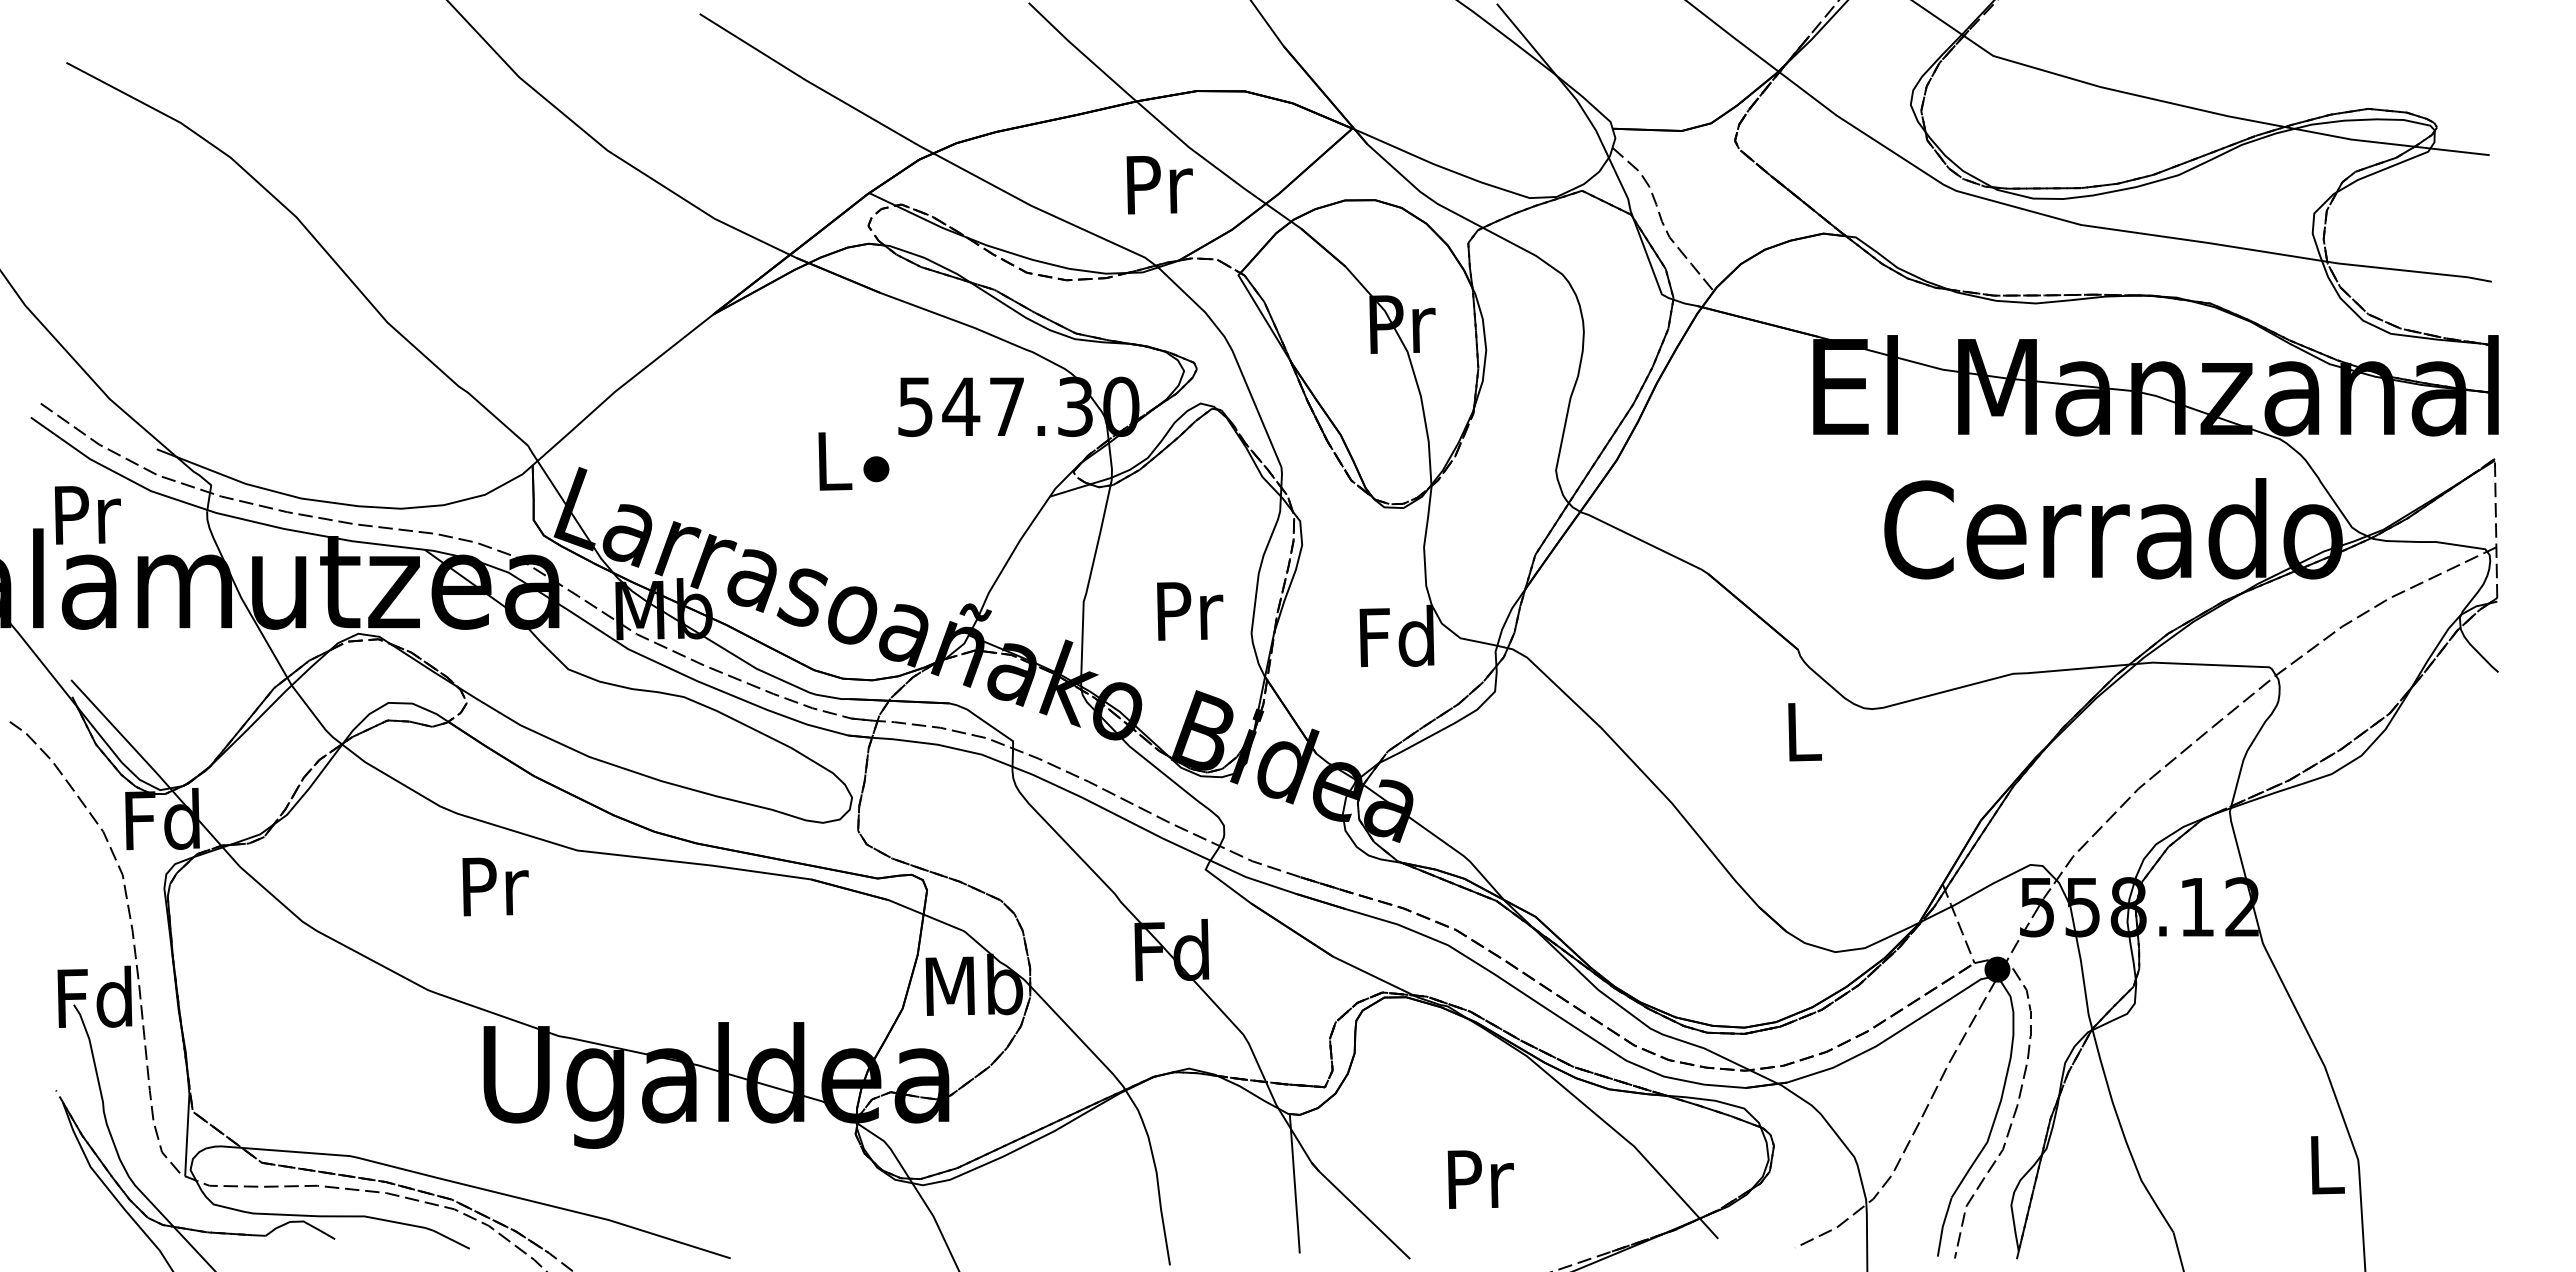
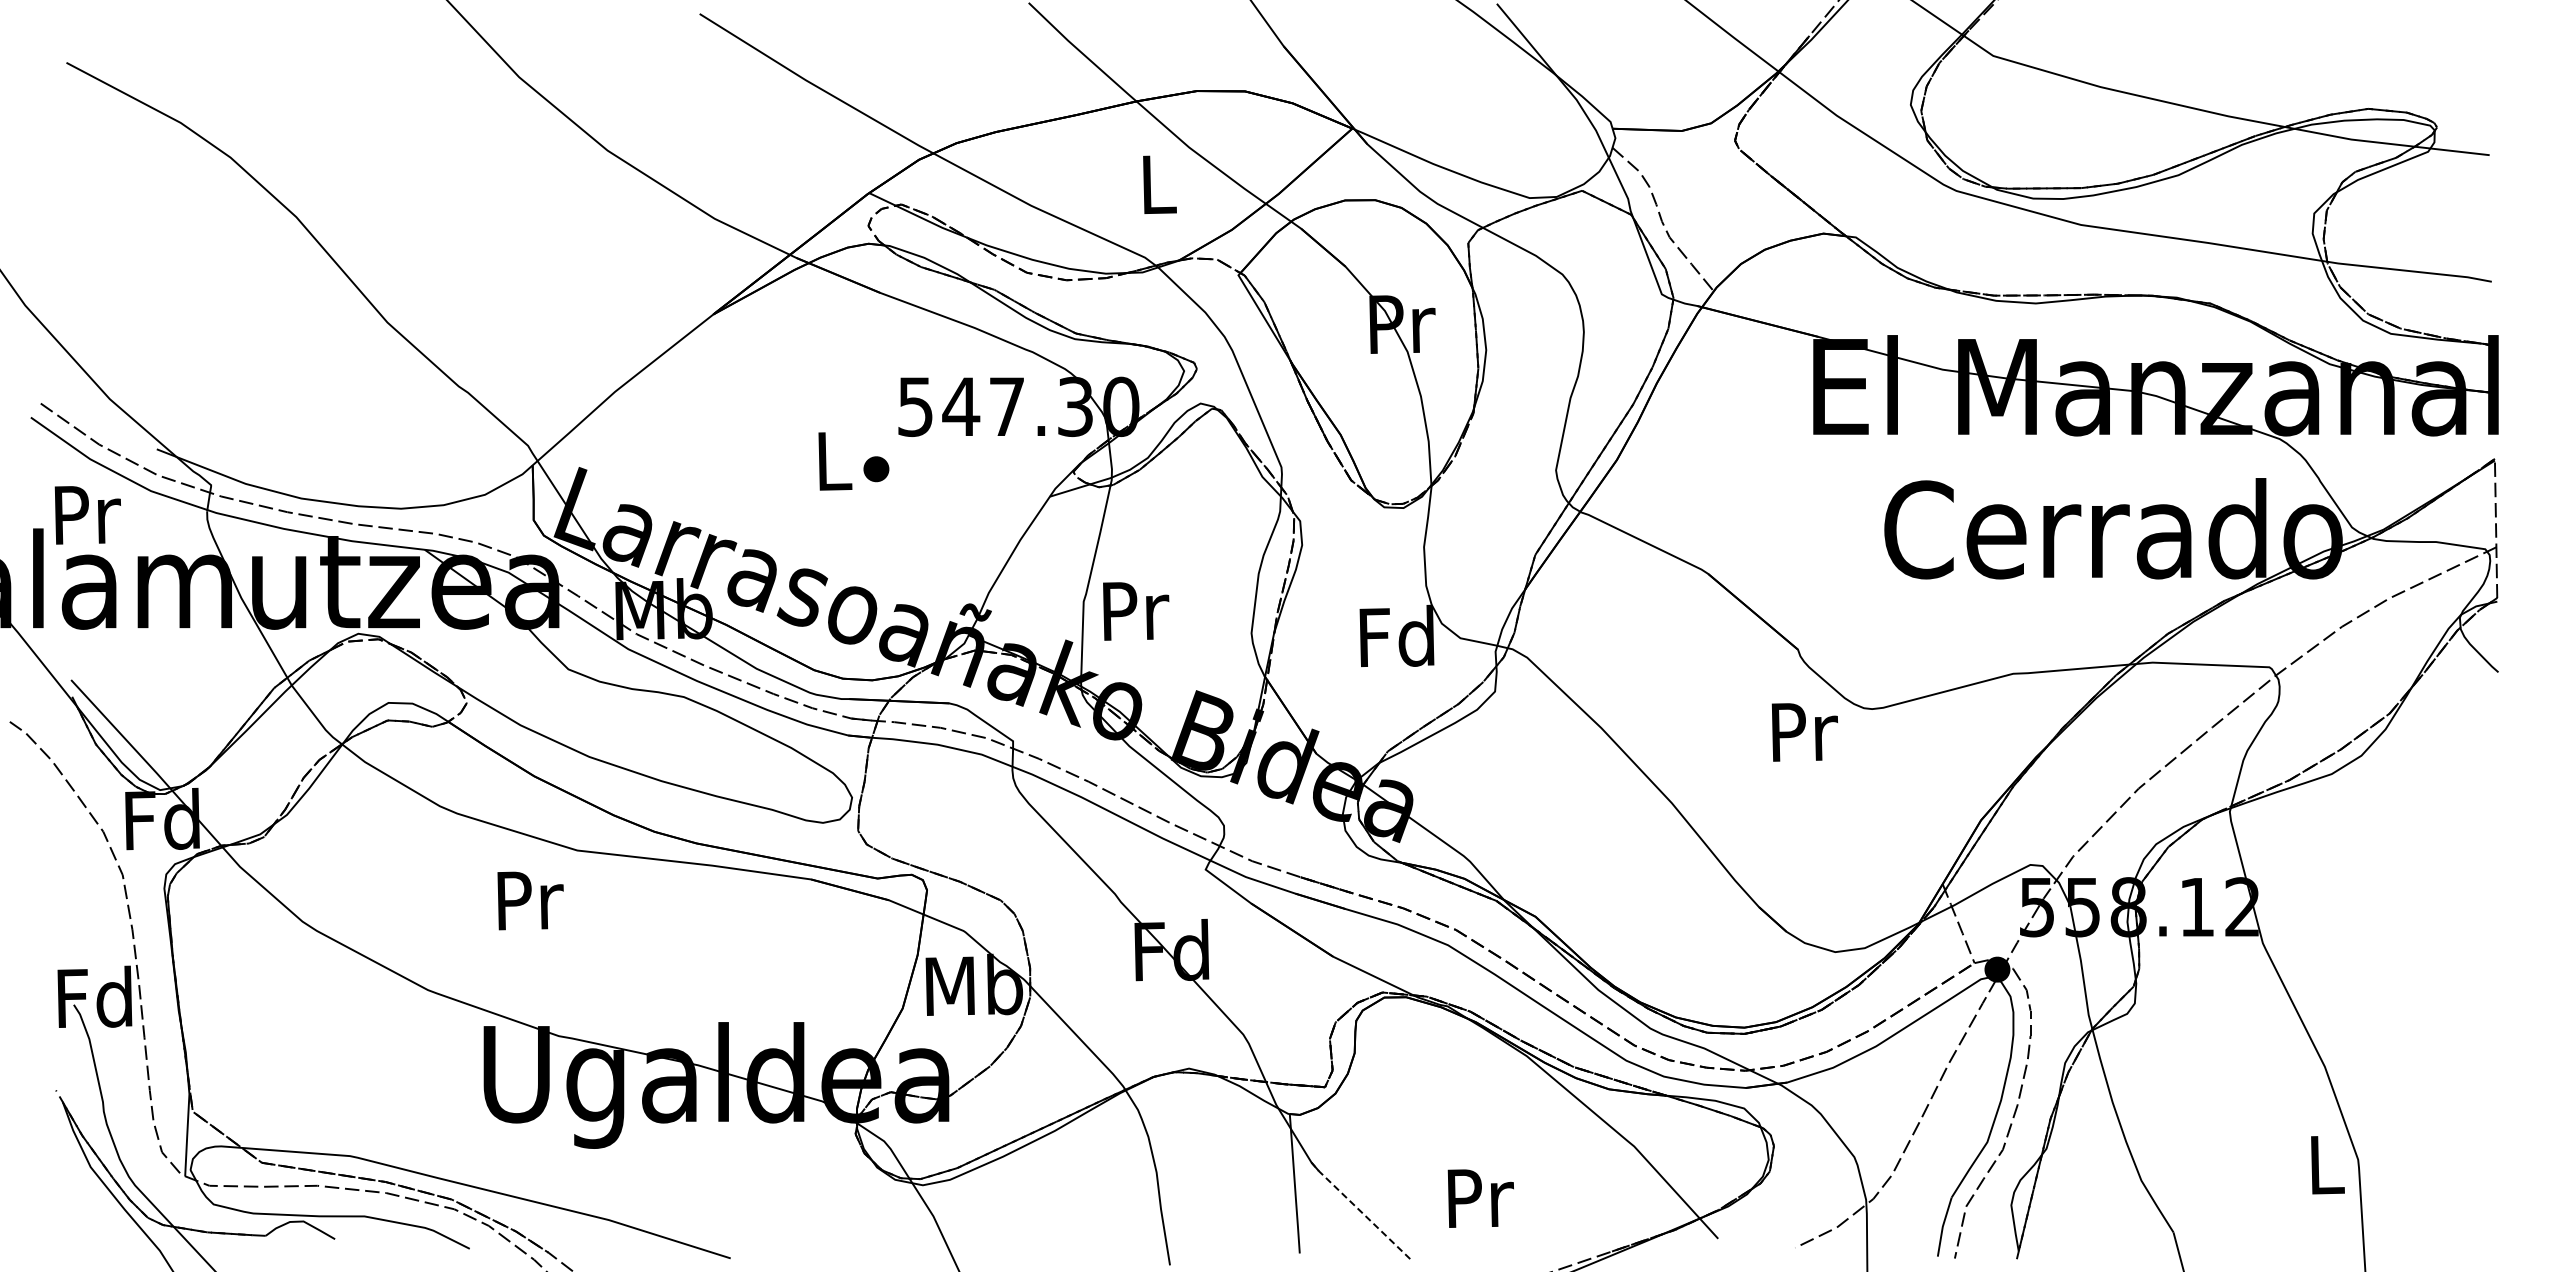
text: Pr -> L (1159, 184)
text position: (1190, 611) -> (1136, 611) (1136, 611)
text: L -> Pr (1804, 732)
text position: (495, 886) -> (530, 900) (530, 900)
text position: (1480, 1179) -> (1480, 1198) (1480, 1198)
line: solid -> dashed (1359, 1210)
